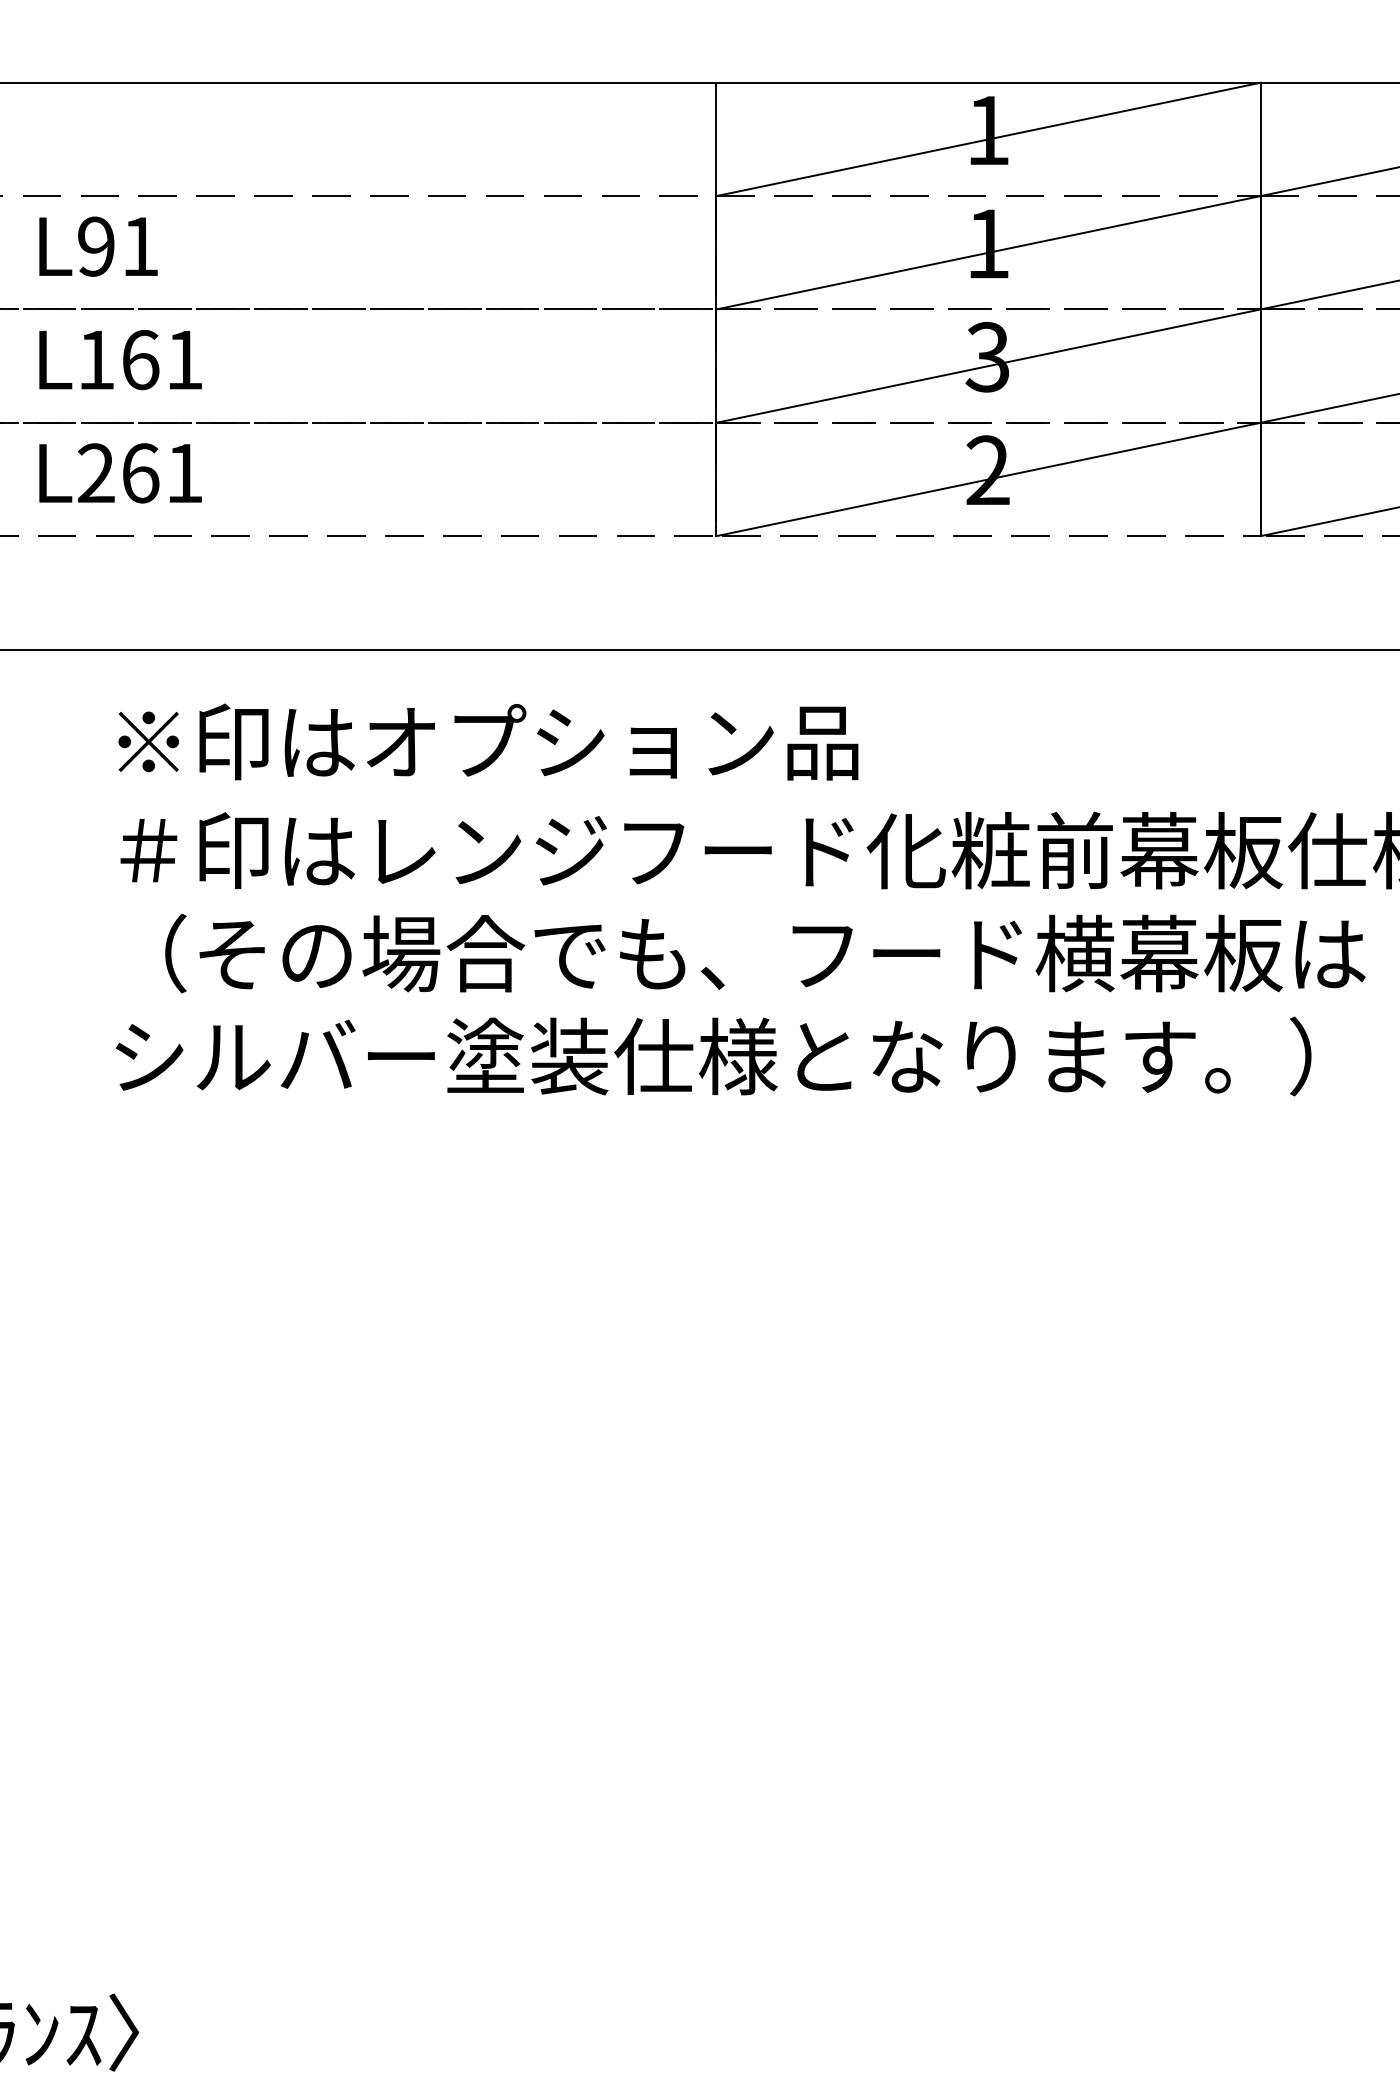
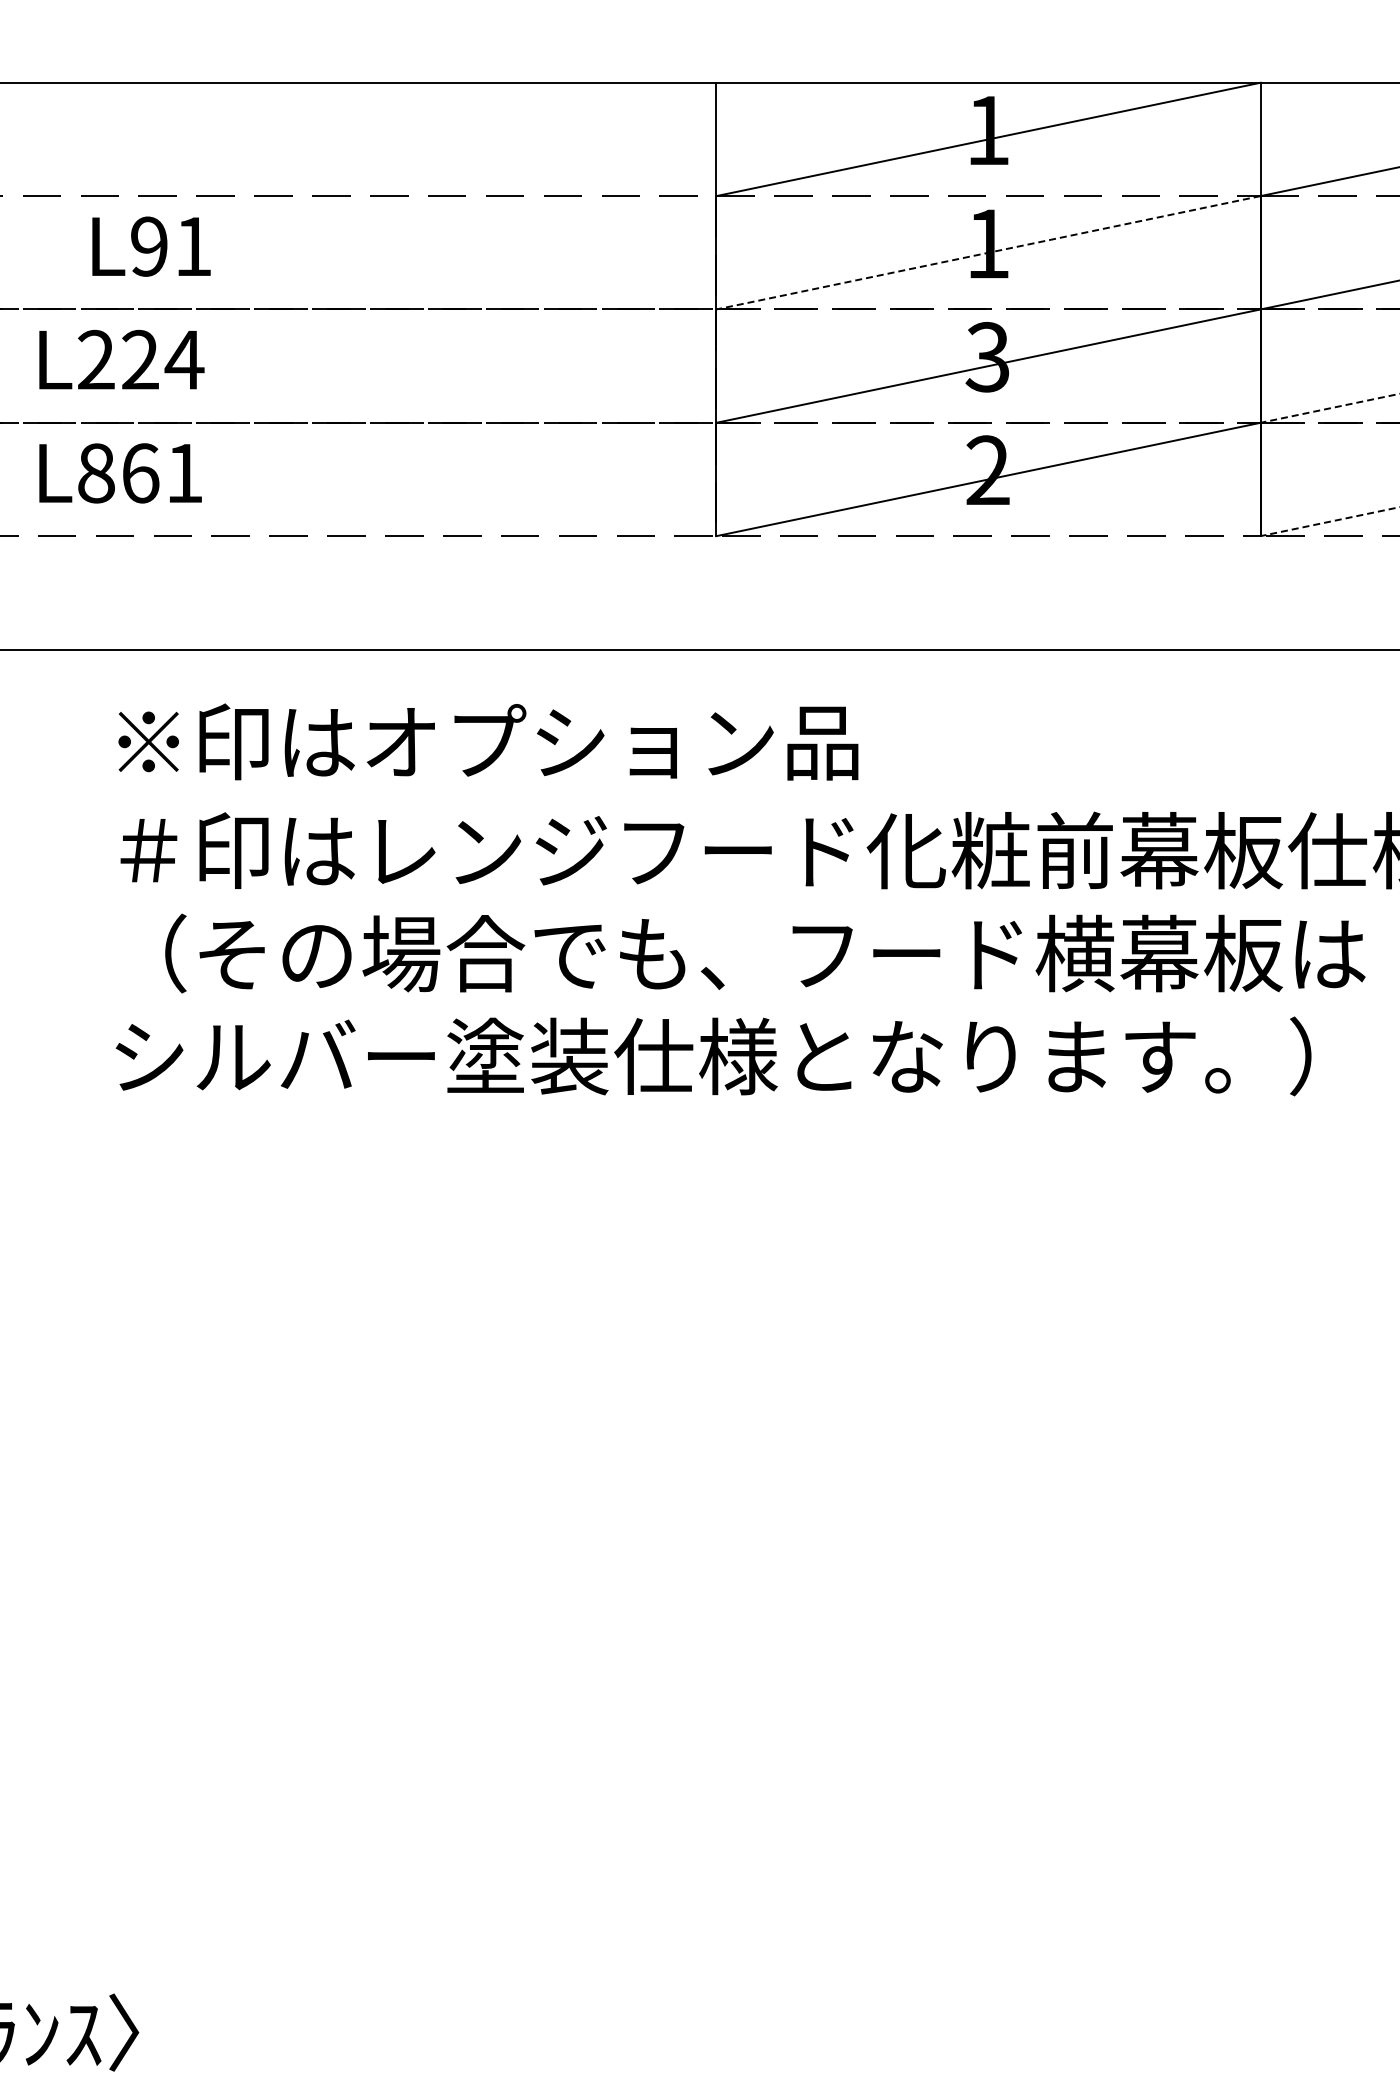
text position: (98, 246) -> (151, 246) (151, 246)
line: solid -> dashed (988, 252)
text: L161 -> L224 (141, 359)
line: solid -> dashed (1330, 408)
text: L261 -> L861 (96, 473)
line: solid -> dashed (1330, 521)
